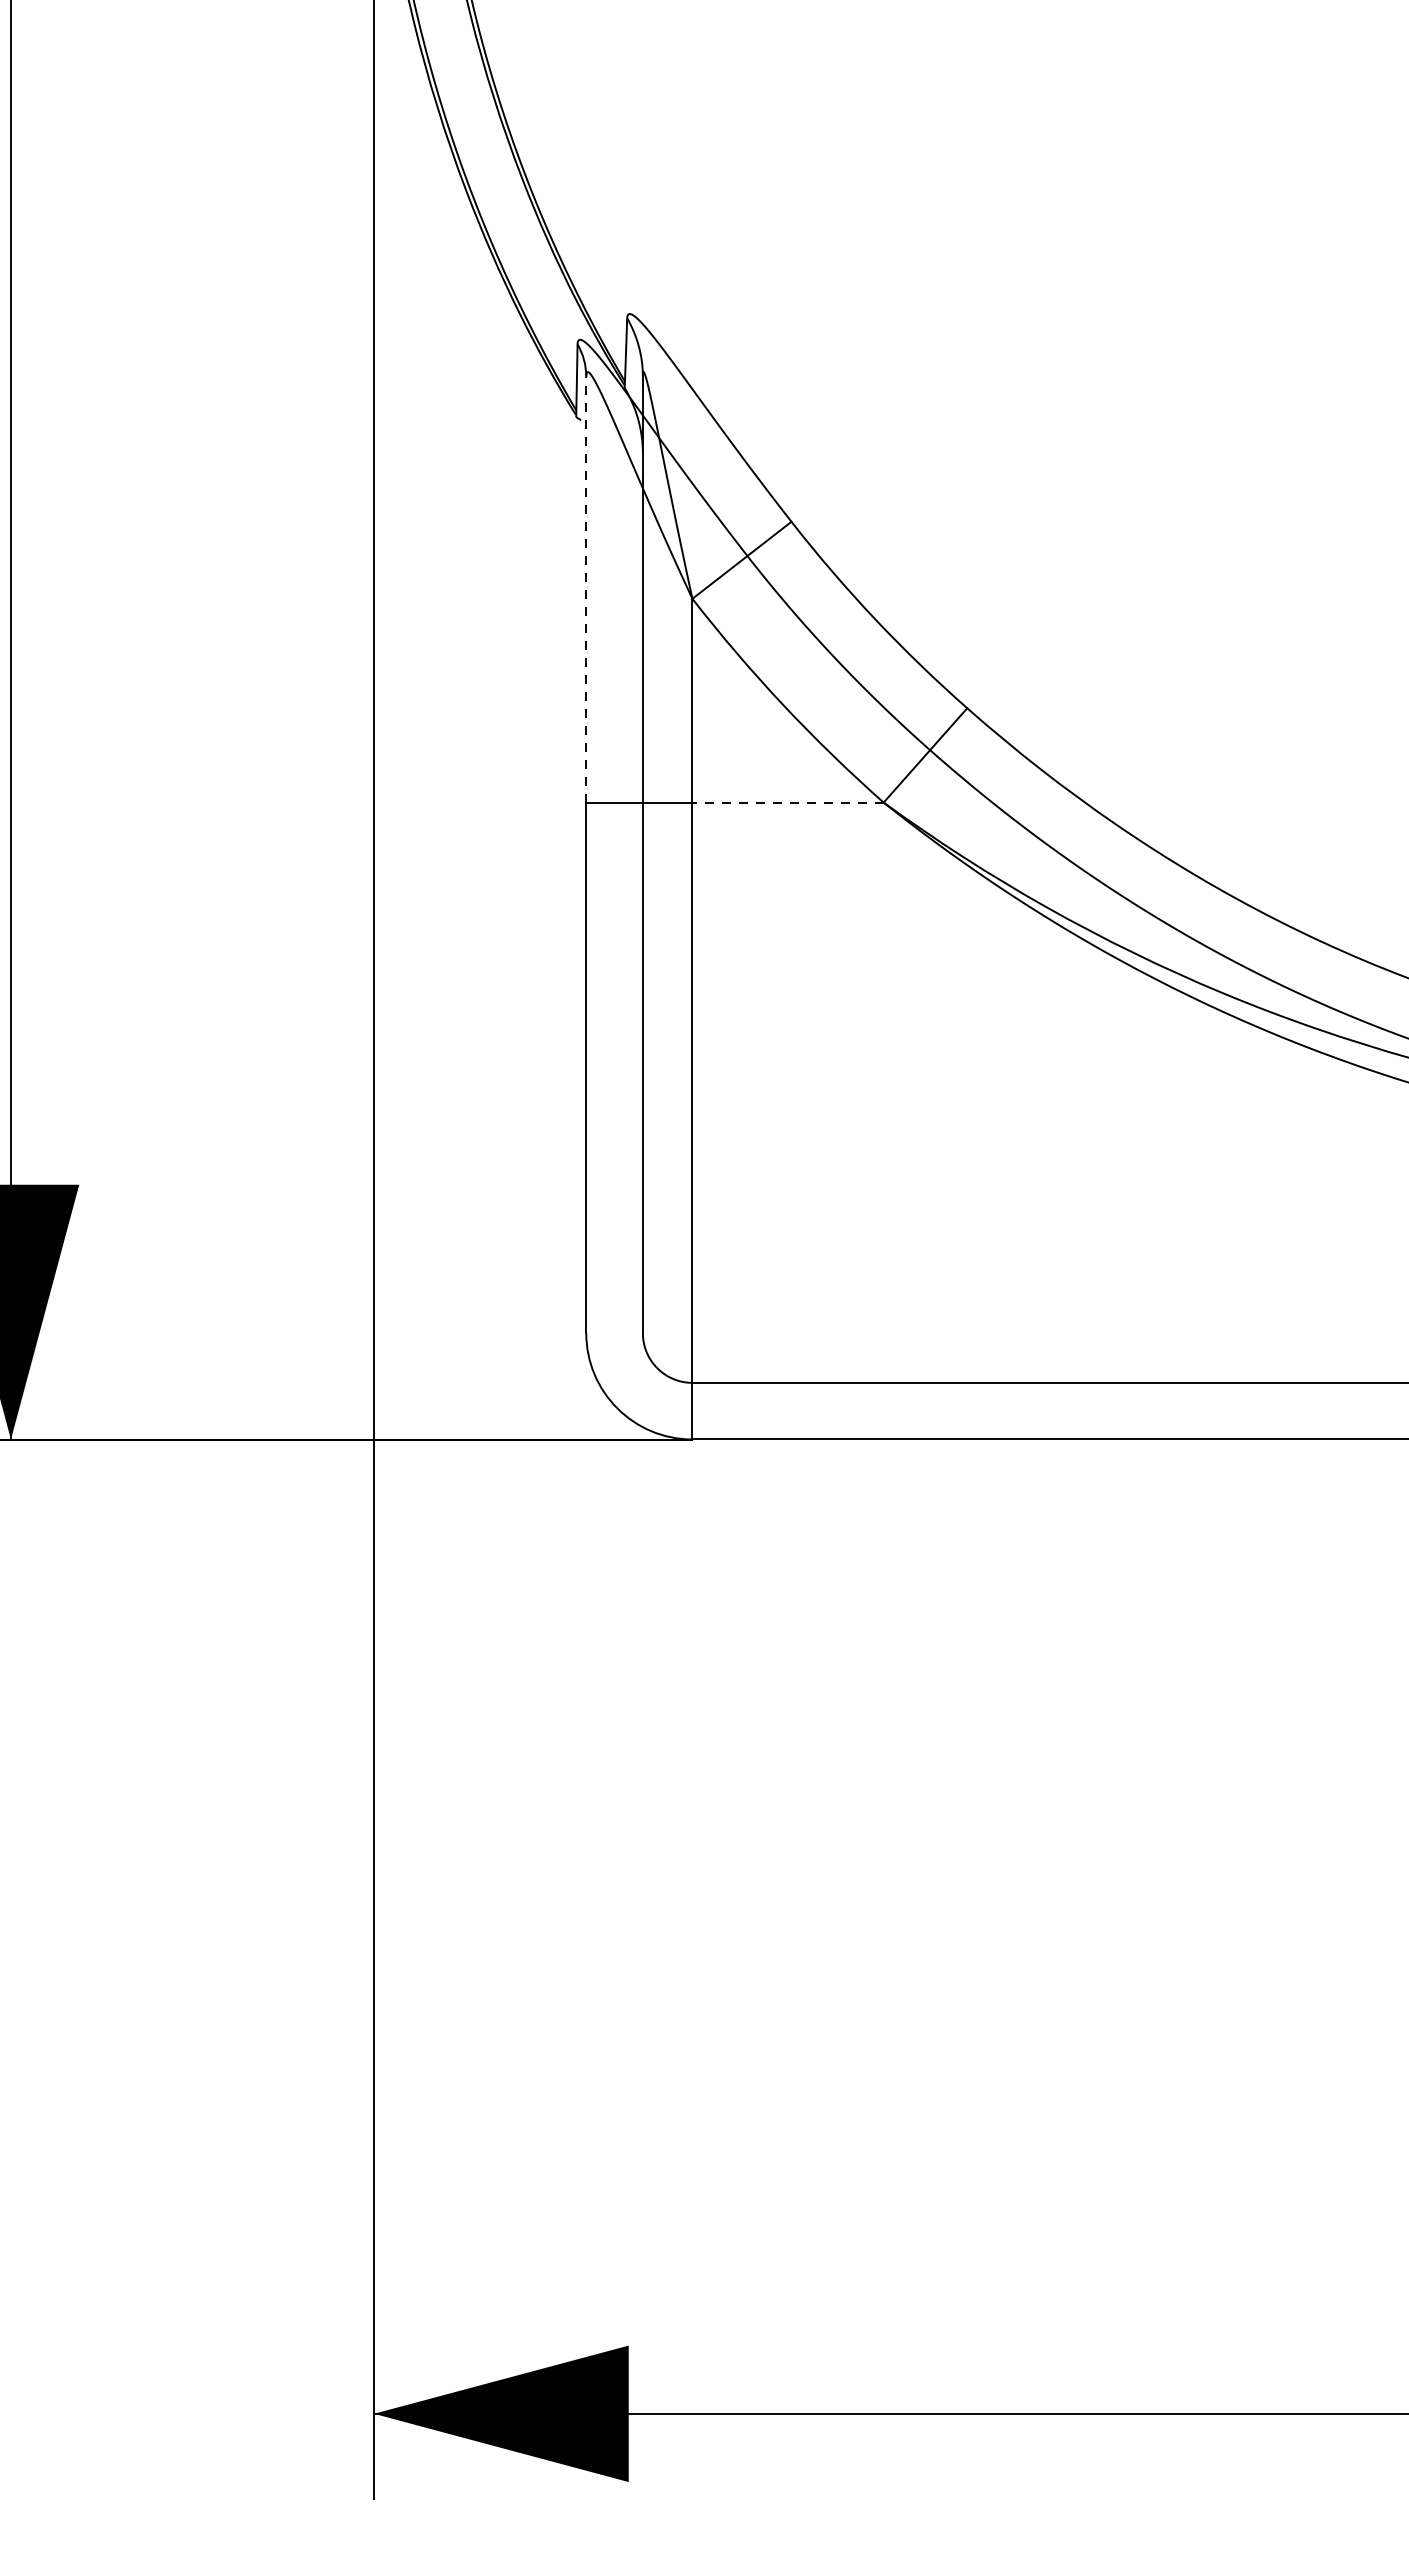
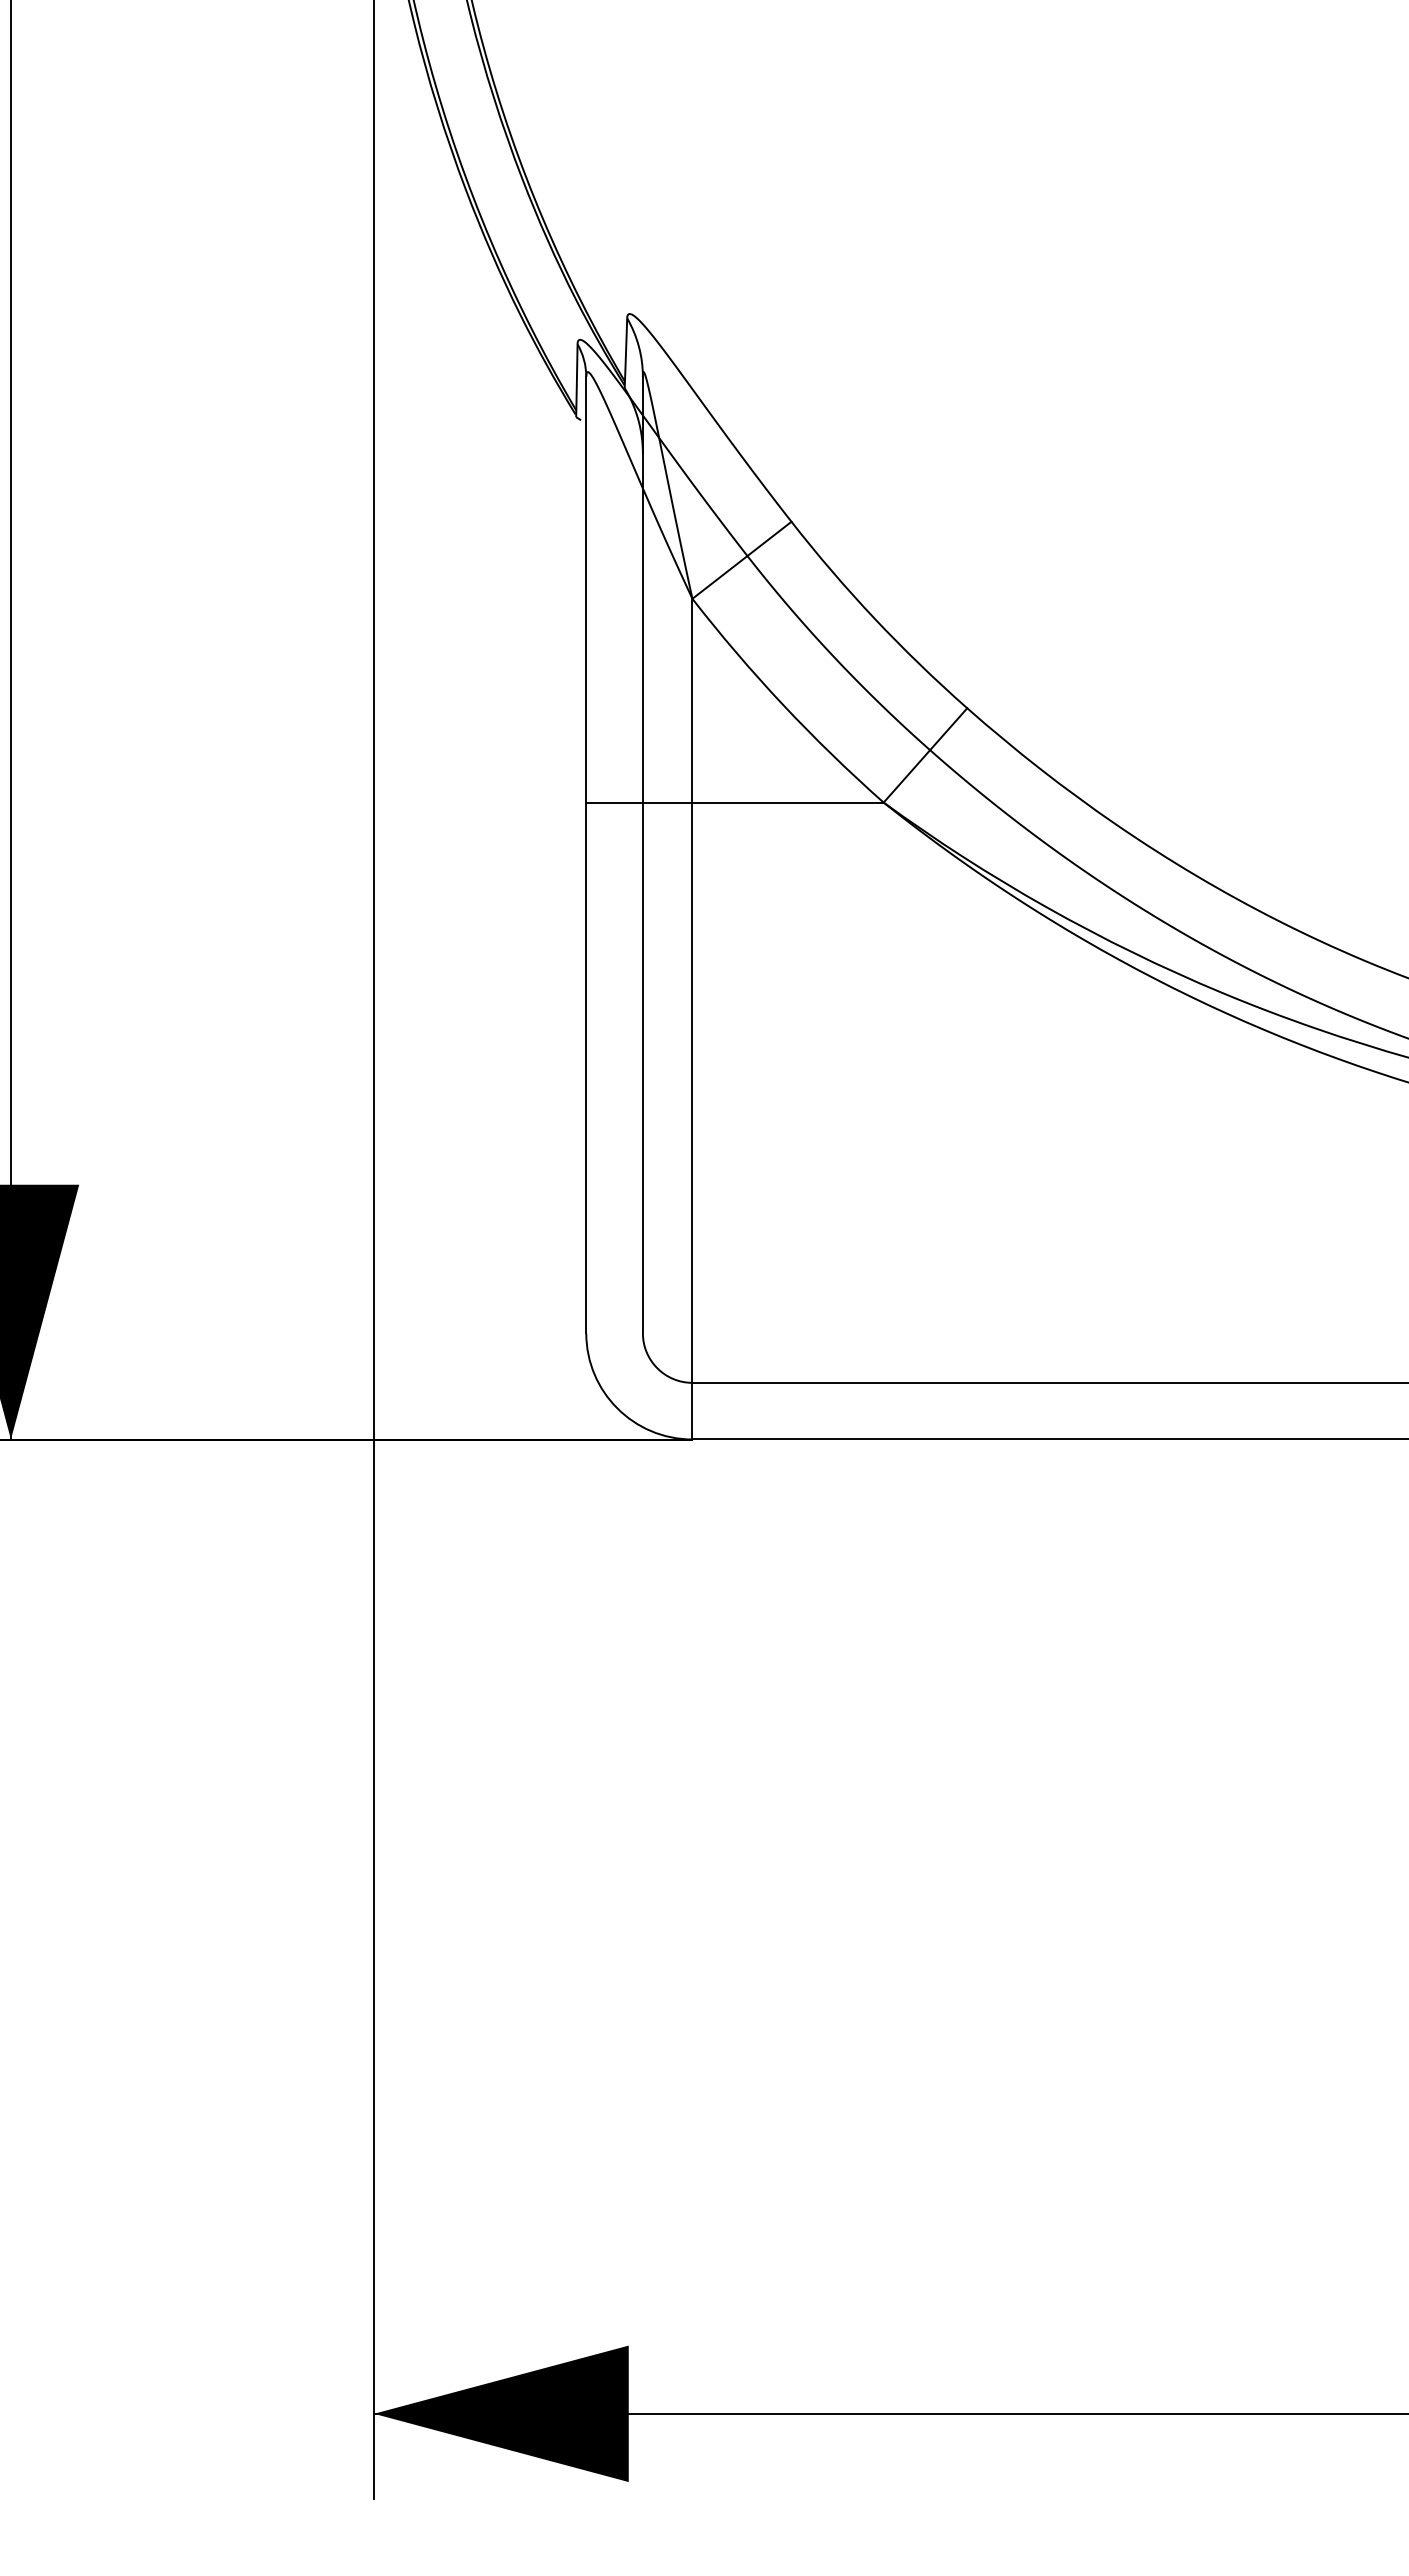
line: dashed -> solid (586, 589)
line: dashed -> solid (788, 802)
